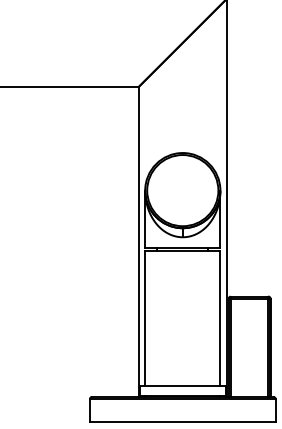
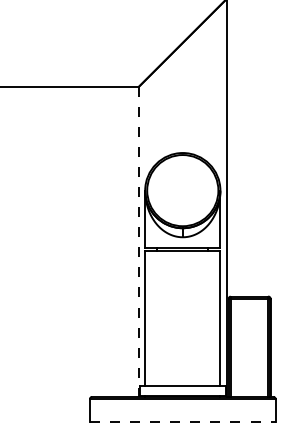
line: solid -> dashed (138, 242)
line: solid -> dashed (182, 422)
